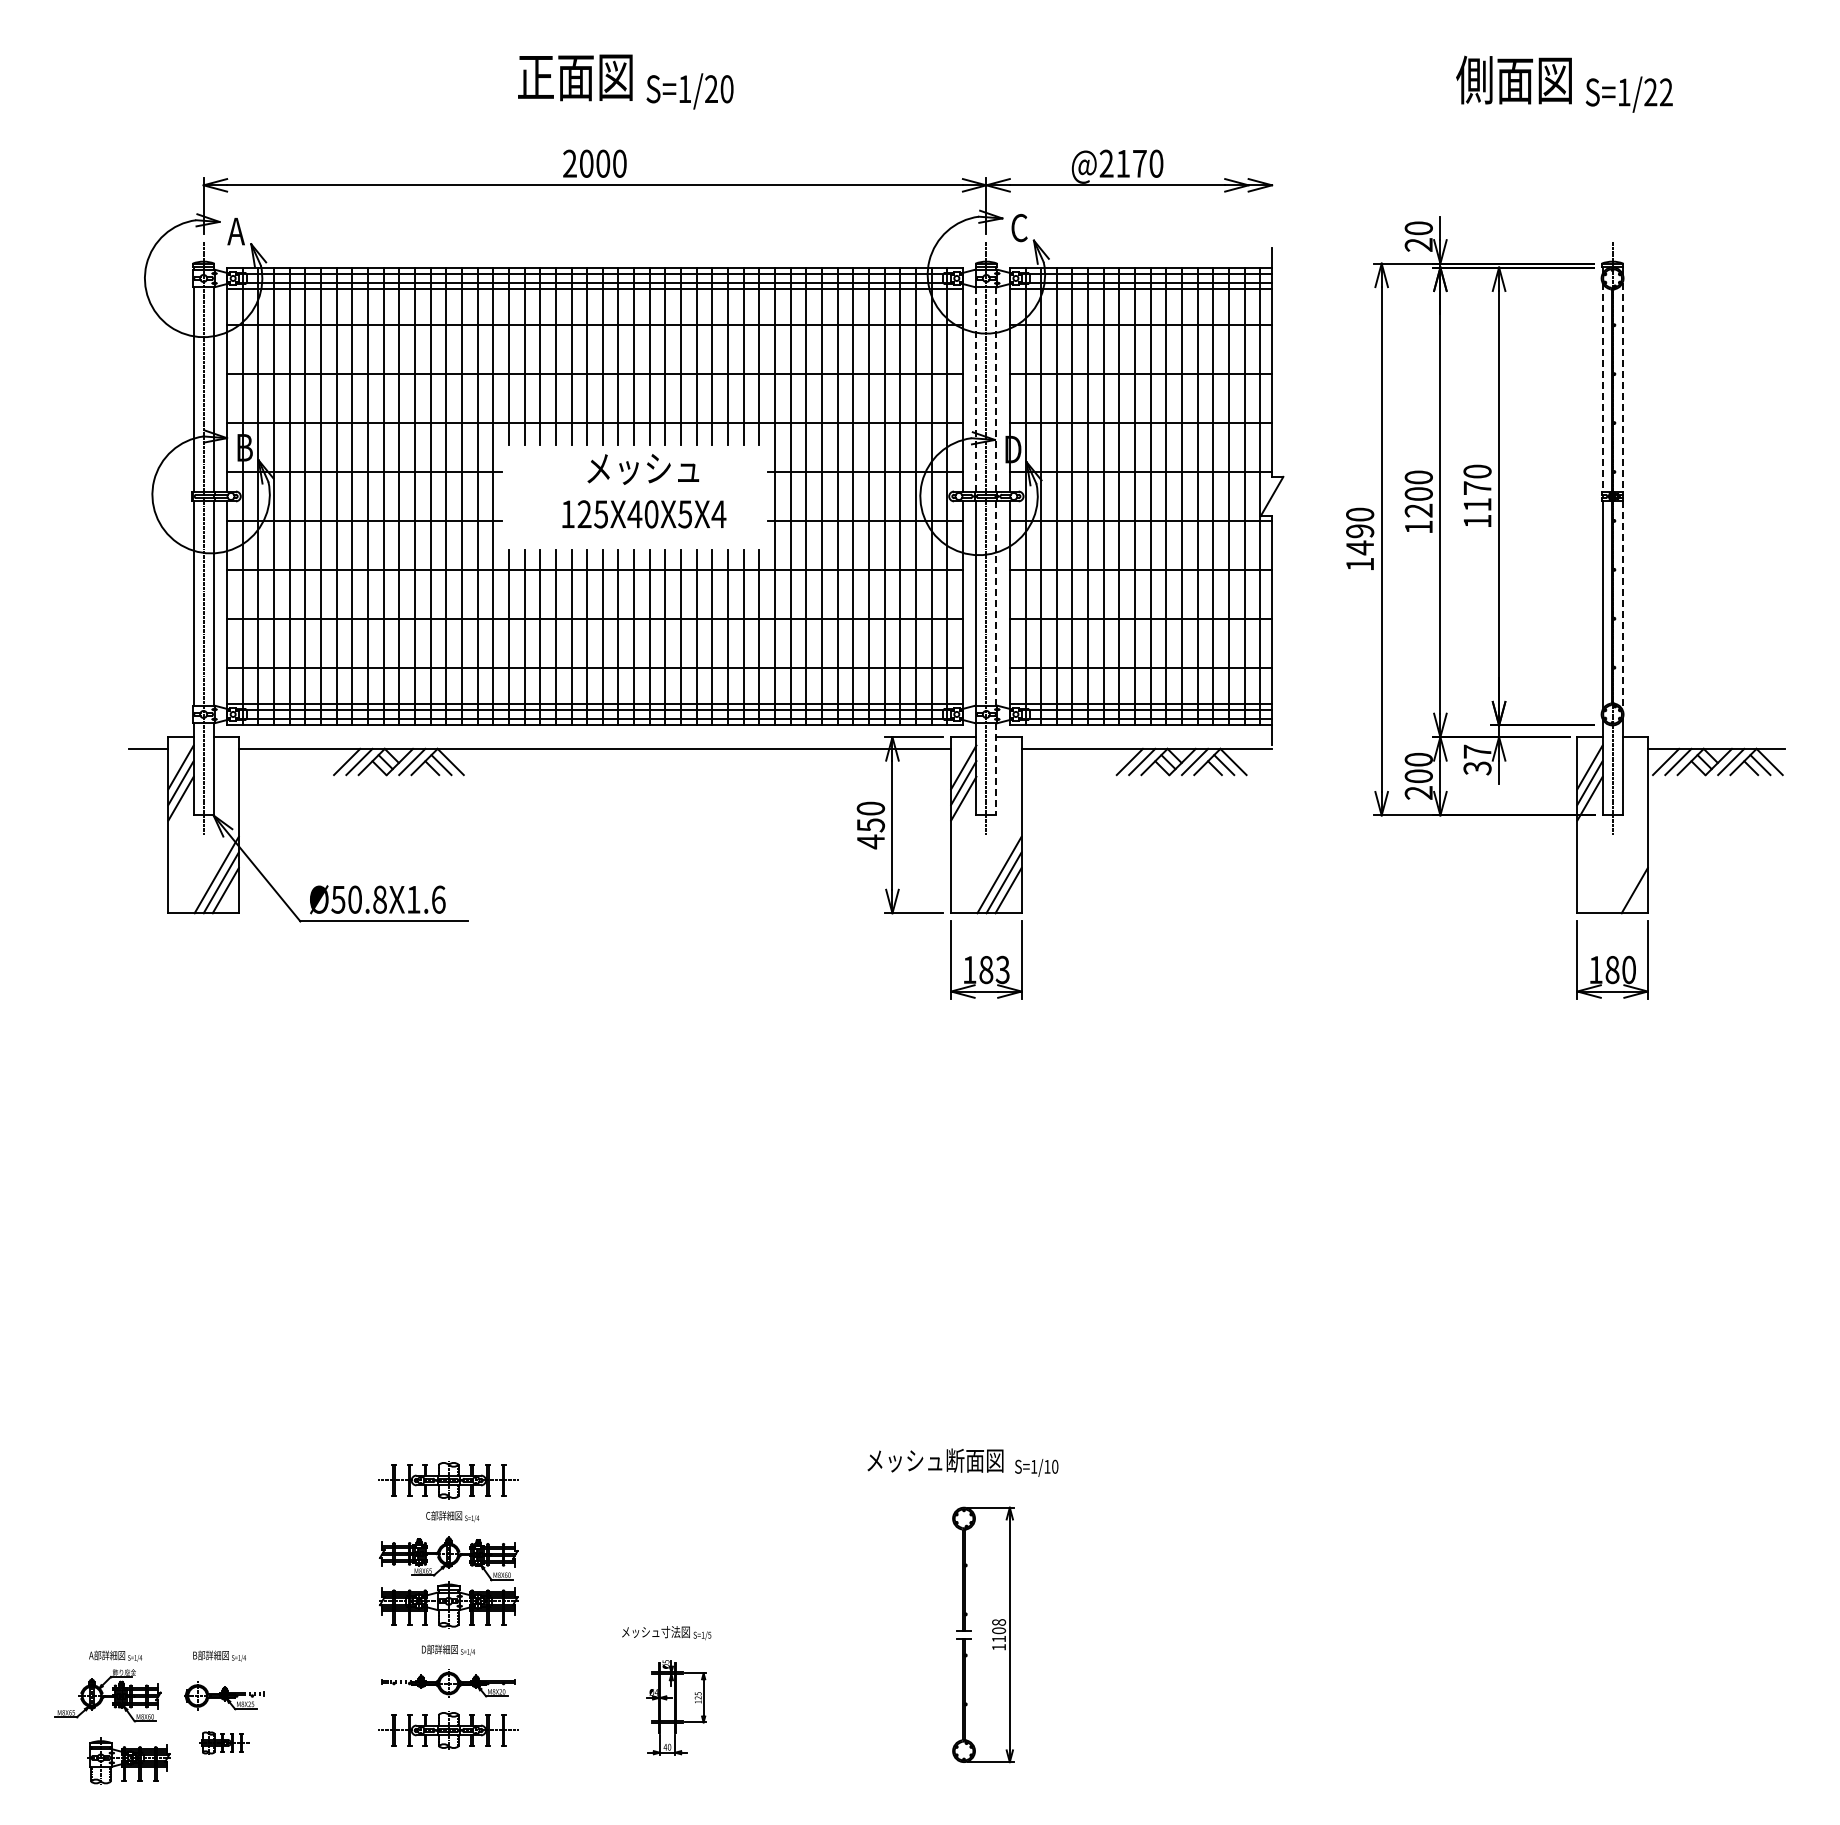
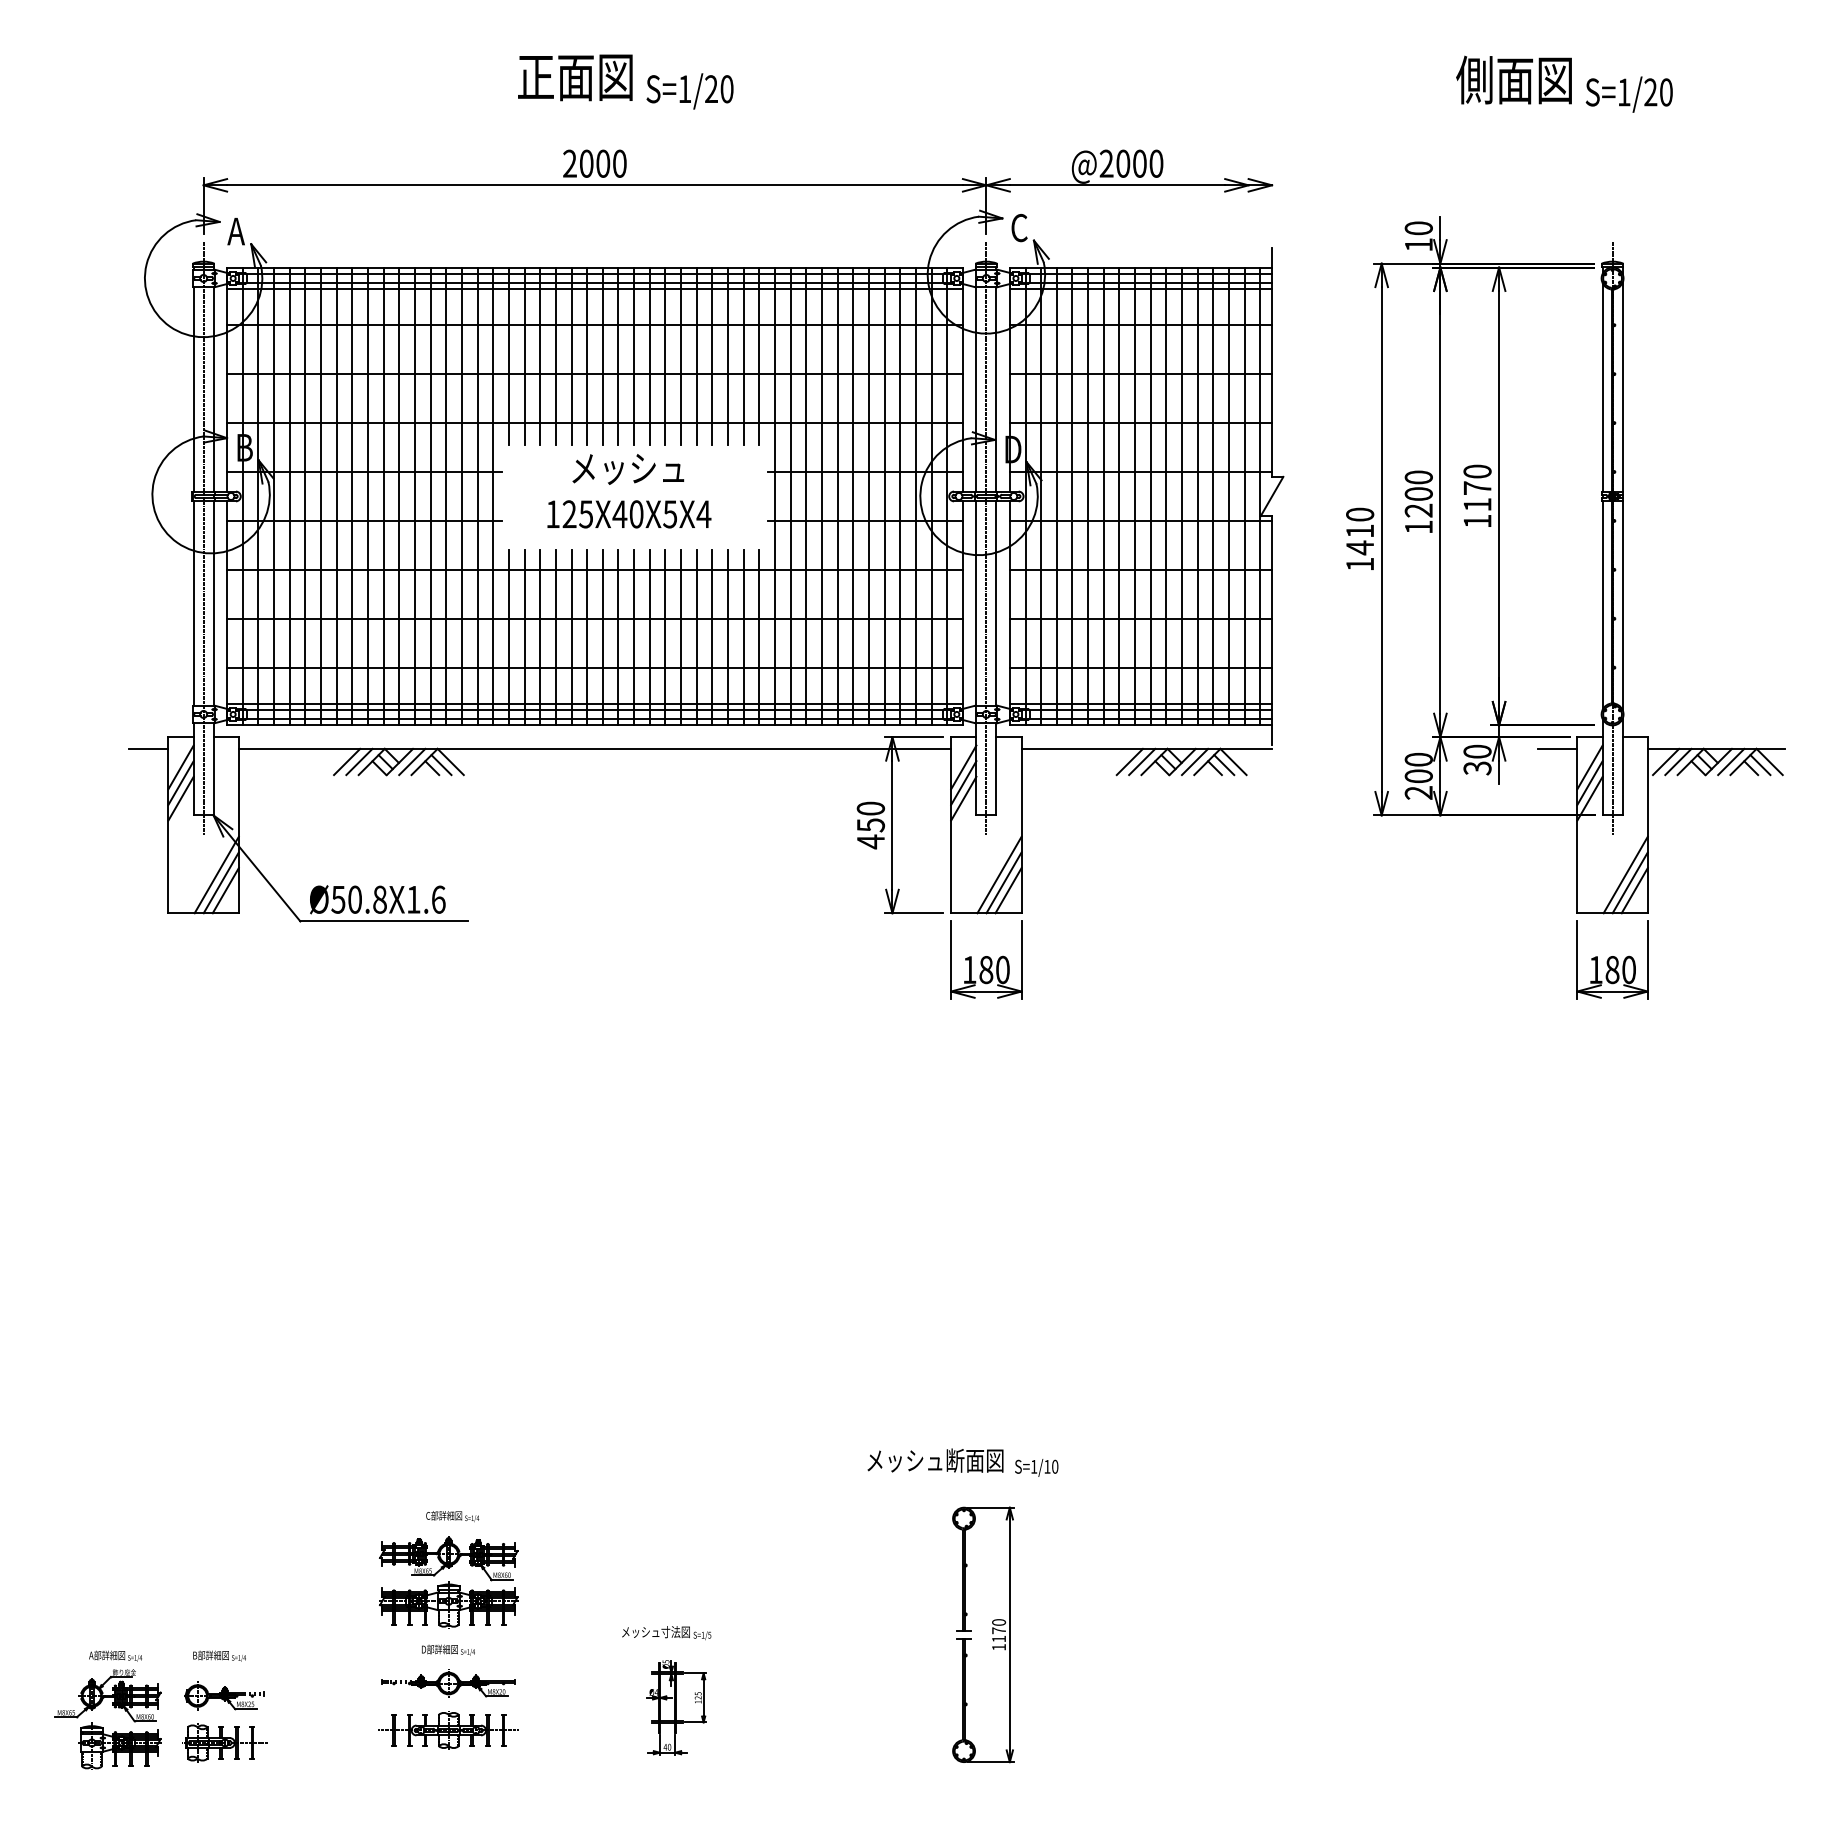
text: S=1/22 -> S=1/20 (1666, 92)
text: @2170 -> @2000 (1131, 163)
text: 20 -> 10 (1418, 244)
line: dashed -> solid (1602, 387)
line: dashed -> solid (1622, 387)
line: dashed -> solid (976, 389)
line: dashed -> solid (996, 389)
text position: (644, 491) -> (629, 491) (629, 491)
text: 1490 -> 1410 (1360, 531)
line: dashed -> solid (996, 604)
line: dashed -> solid (1622, 606)
line: none -> present (1557, 748)
text: 37 -> 30 (1477, 751)
line: dashed -> solid (996, 769)
line: none -> present (1625, 874)
line: none -> present (1629, 882)
text: 183 -> 180 (1002, 970)
part: present -> none (448, 1480)
text: 1108 -> 1170 (999, 1626)
part size: 51x24 px -> 86x40 px (224, 1742)
part position: (128, 1760) -> (119, 1745) (119, 1745)
